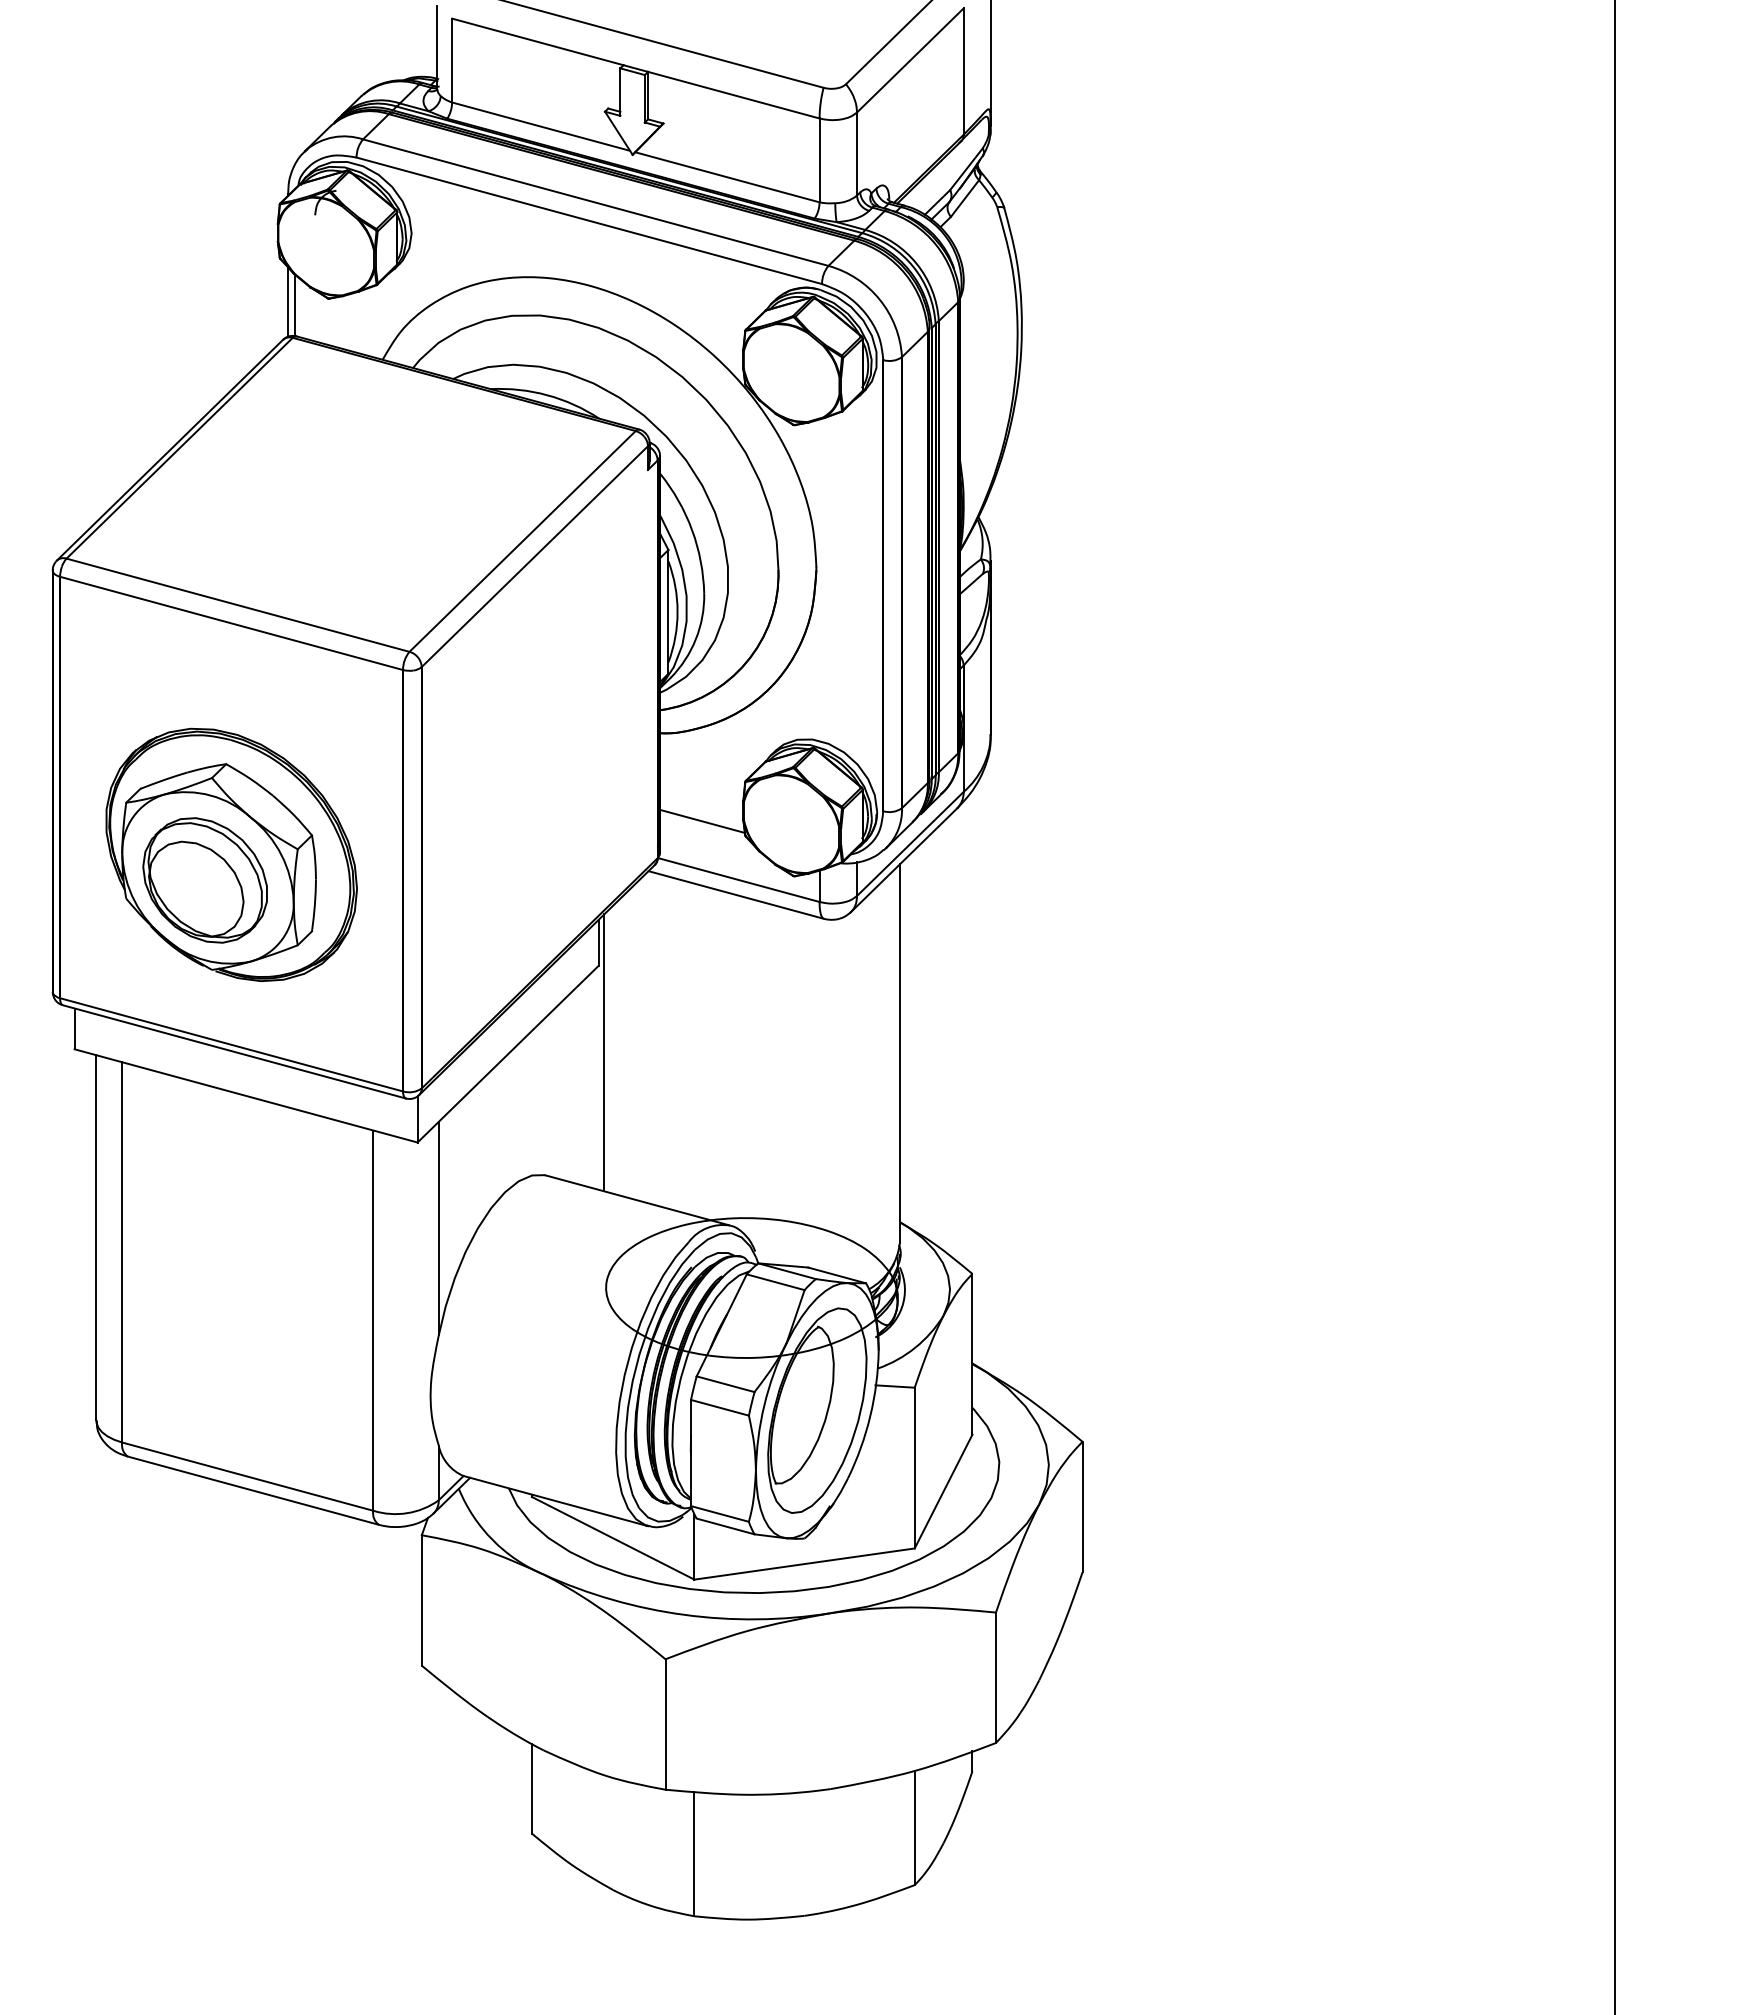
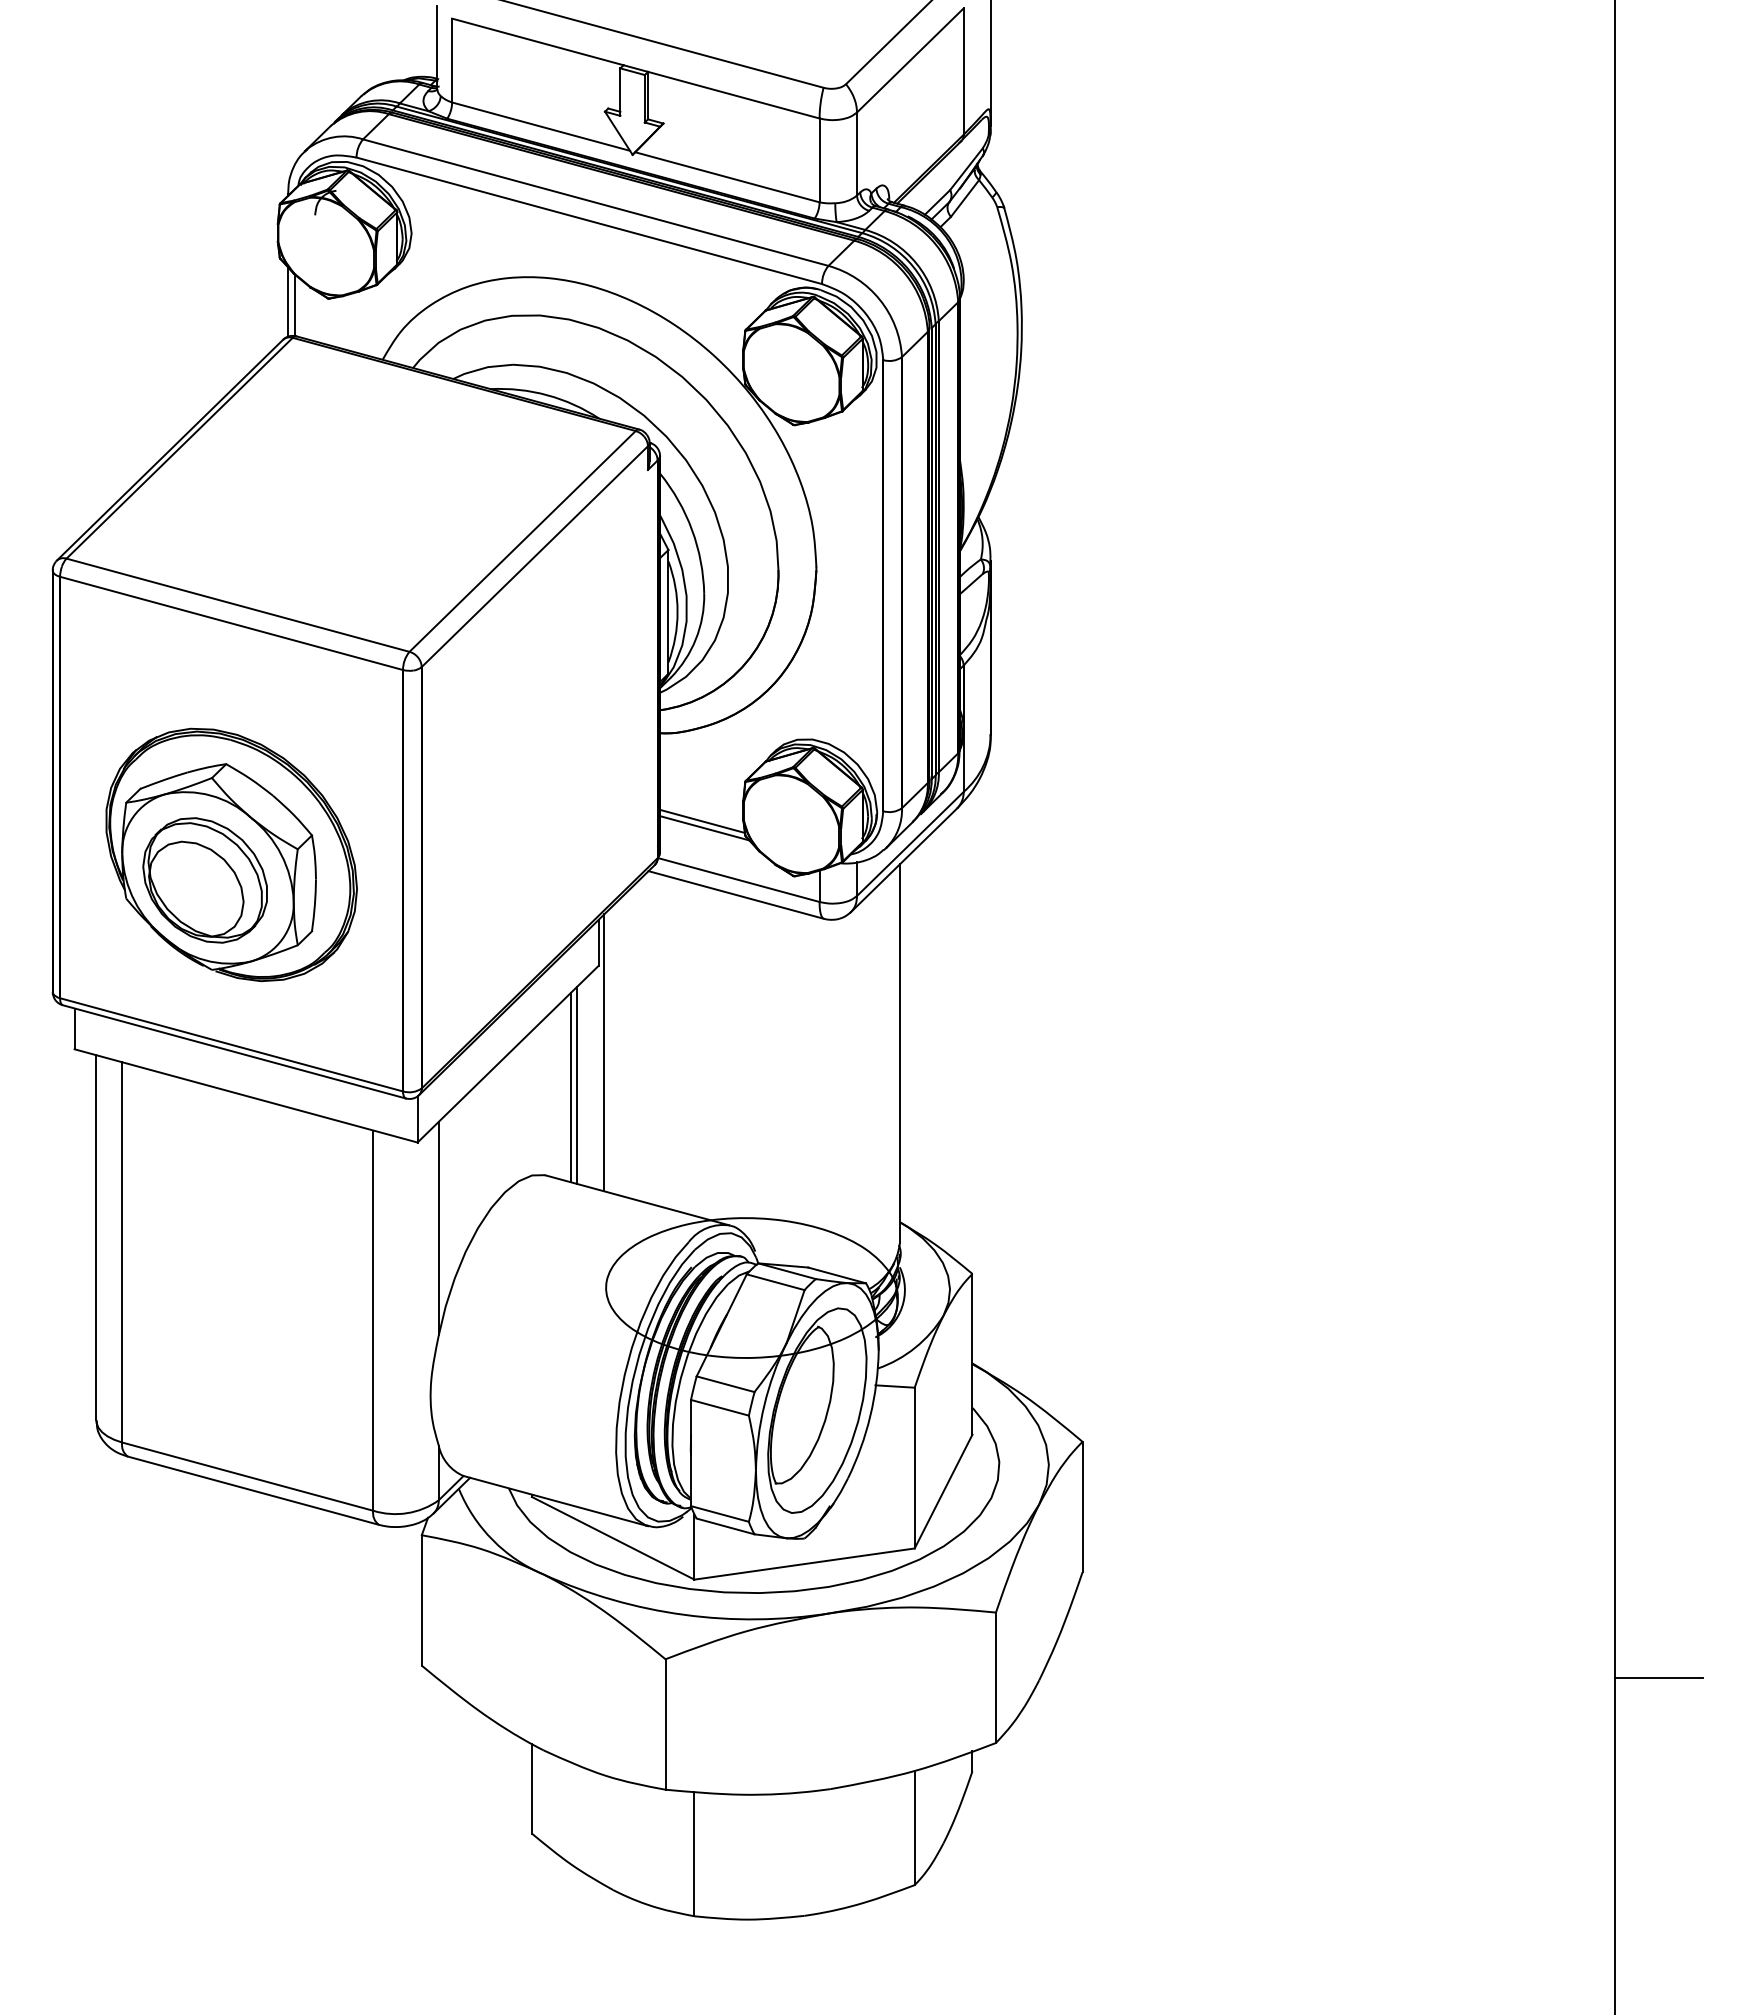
line: none -> present (704, 828)
line: none -> present (576, 1085)
line: none -> present (571, 1087)
line: none -> present (1659, 1677)
